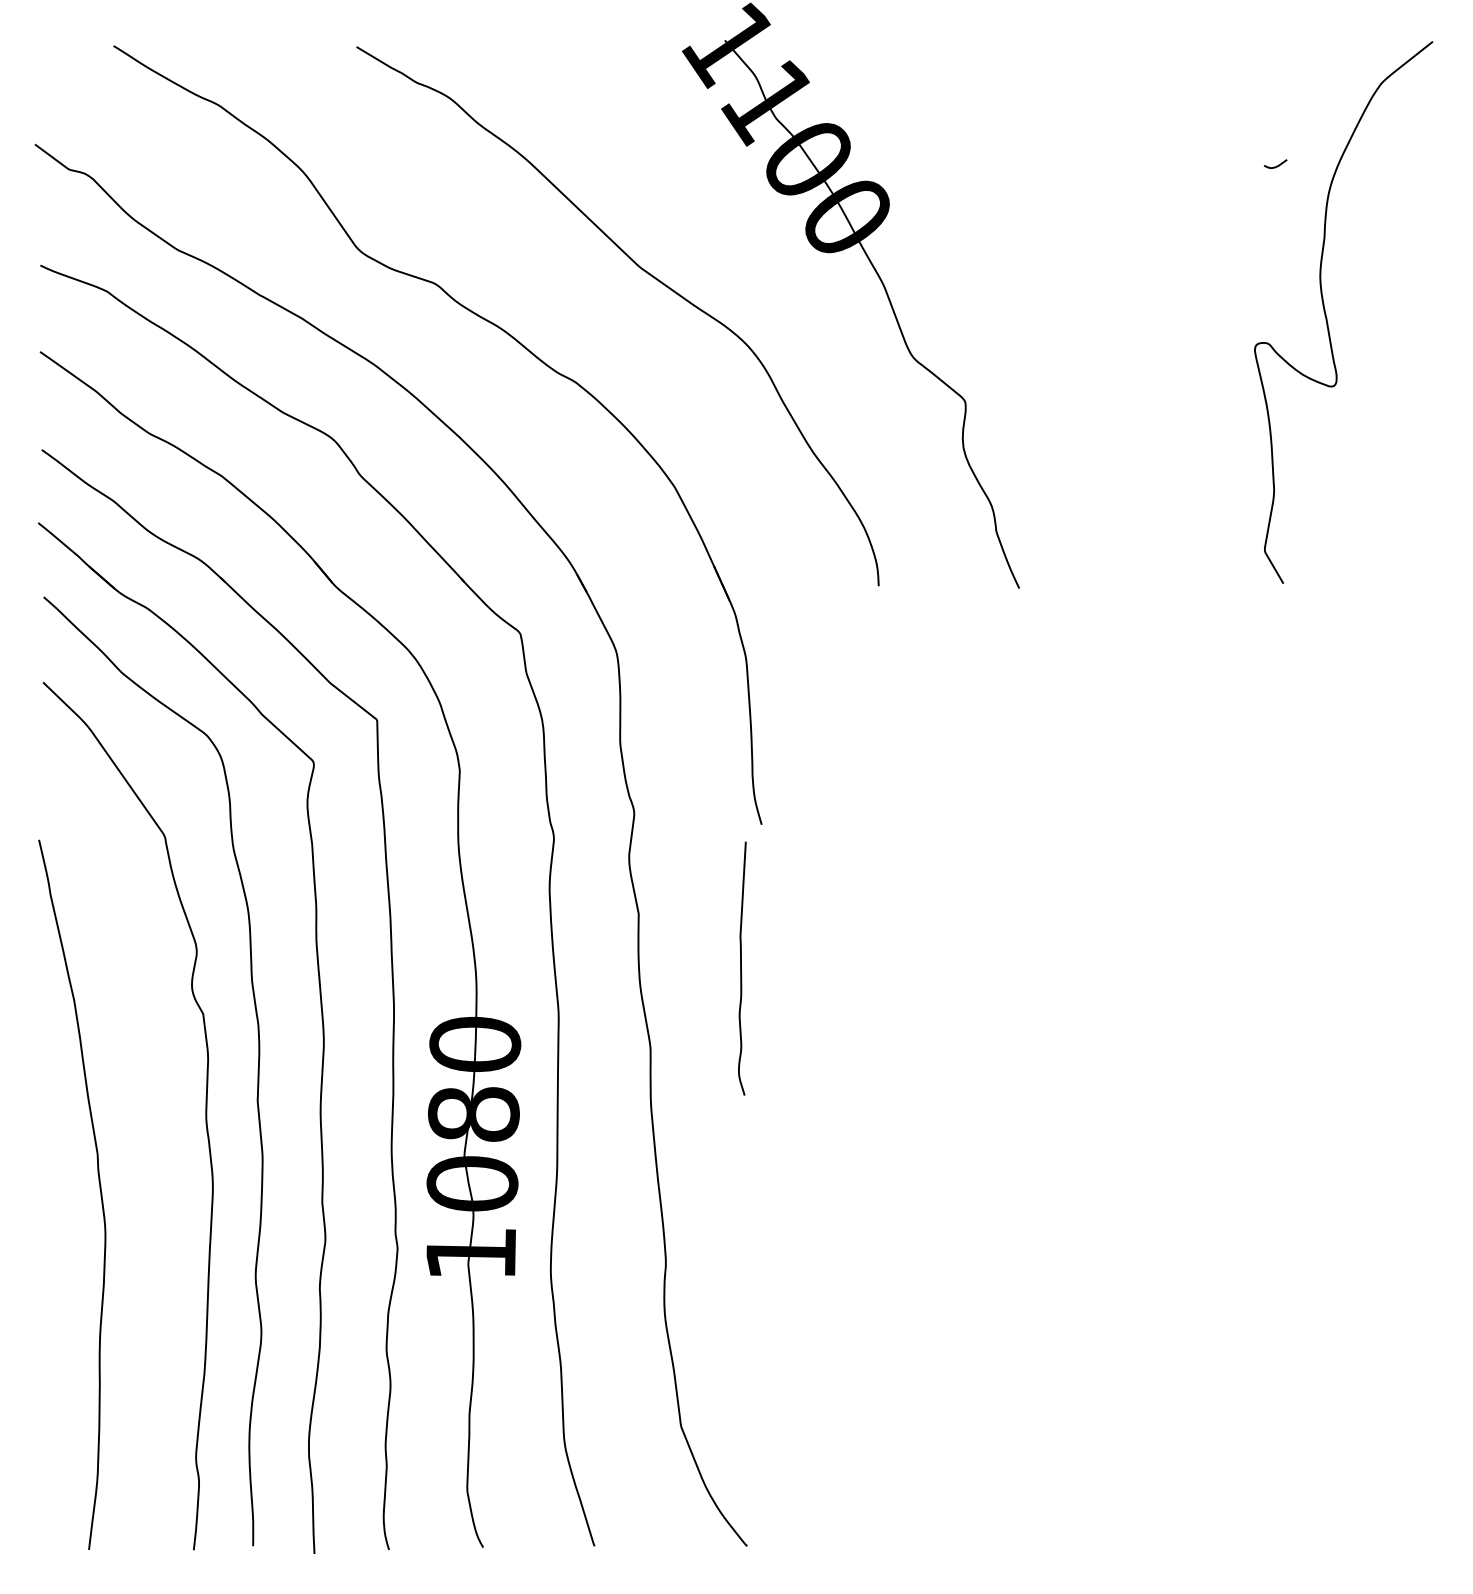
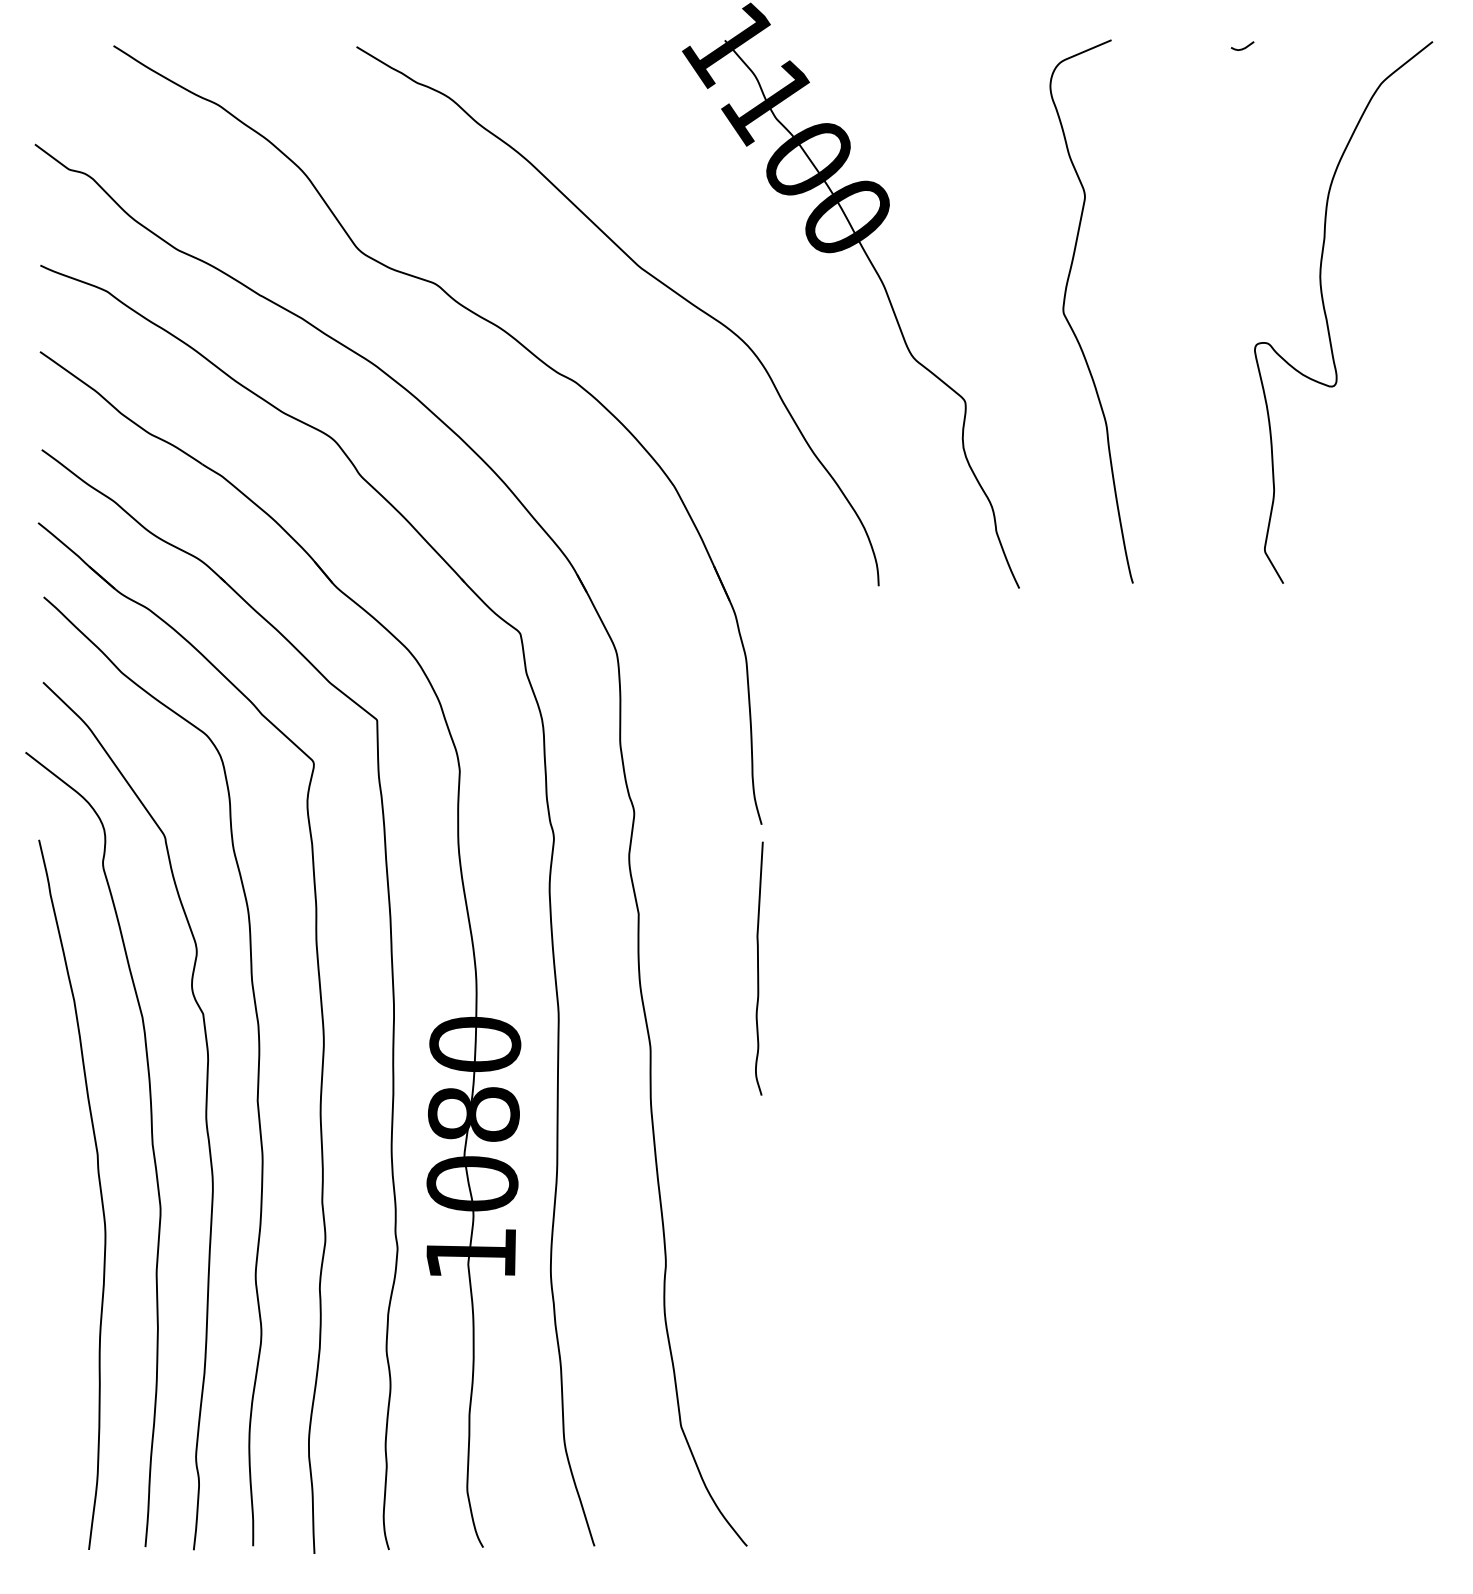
curve position: (1276, 165) -> (1243, 47) (1243, 47)
curve: none -> present (1069, 322)
curve position: (741, 968) -> (758, 968) (758, 968)
curve: none -> present (151, 1145)
